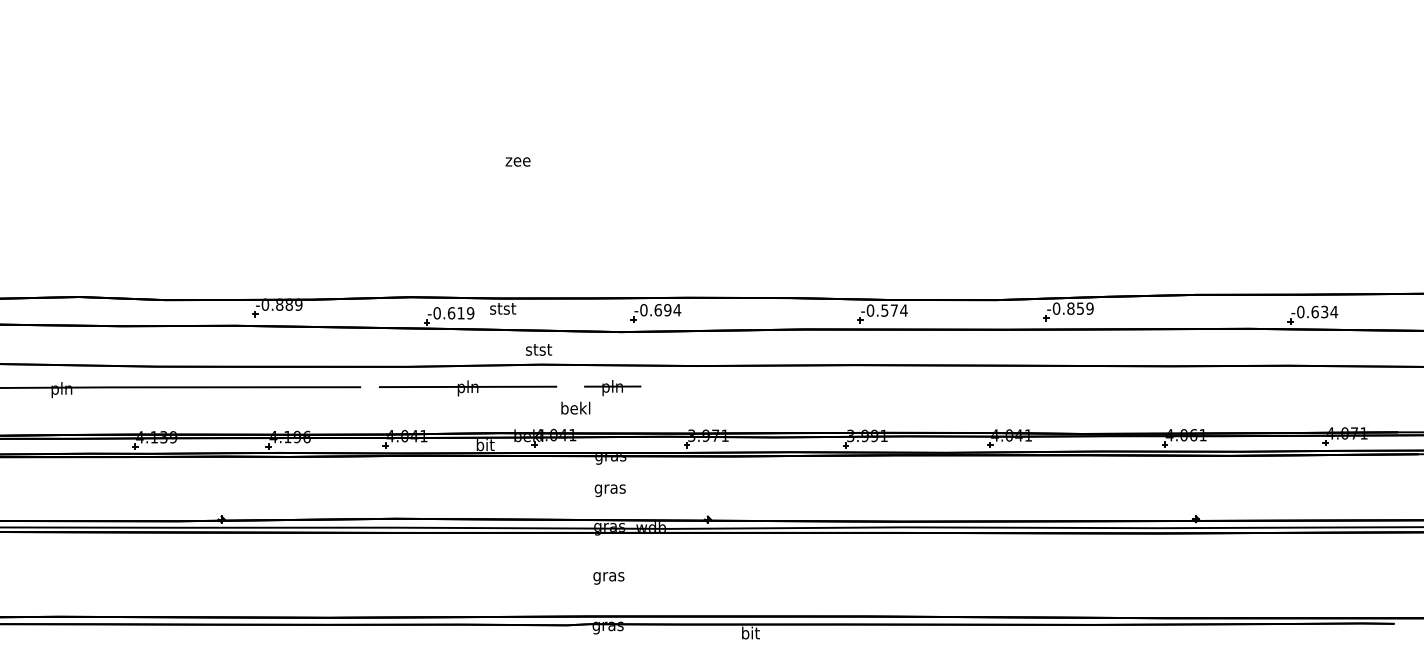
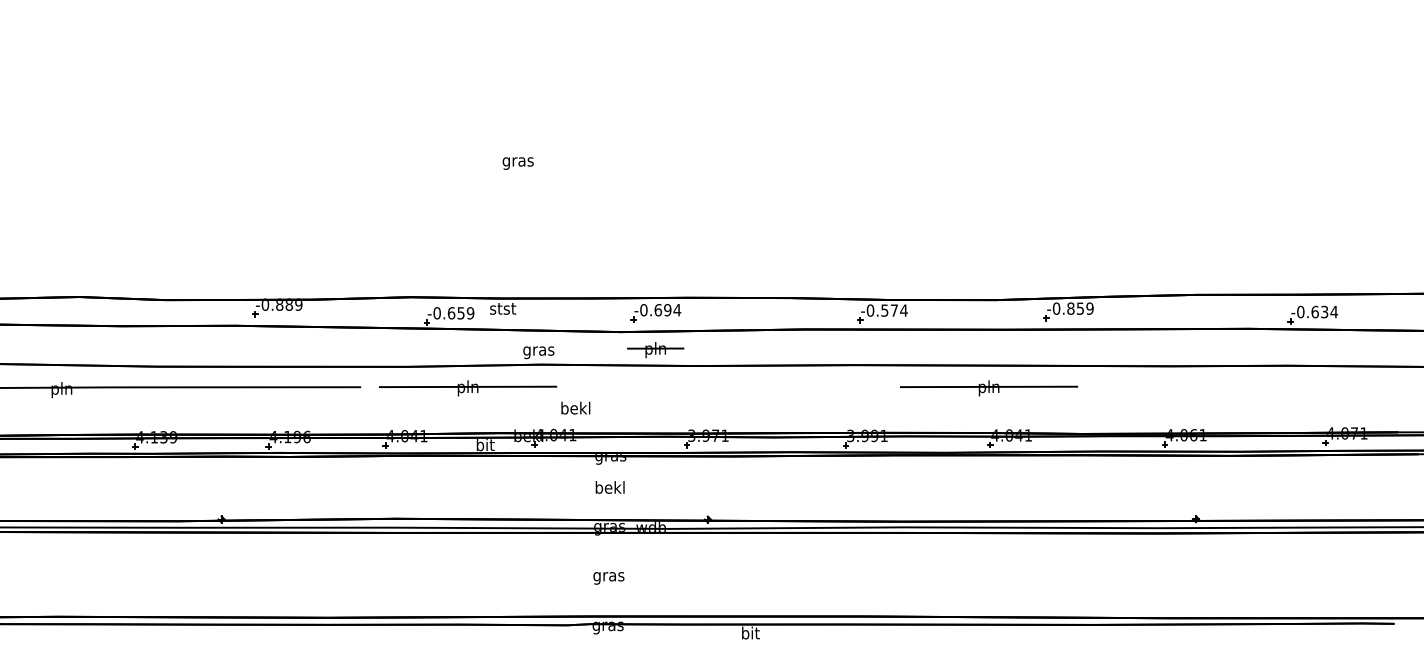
text: zee -> gras (517, 163)
text: -0.619 -> -0.659 (460, 313)
text: stst -> gras (538, 351)
part position: (612, 388) -> (655, 350) (655, 350)
part: none -> present (989, 388)
text: gras -> bekl (609, 489)
